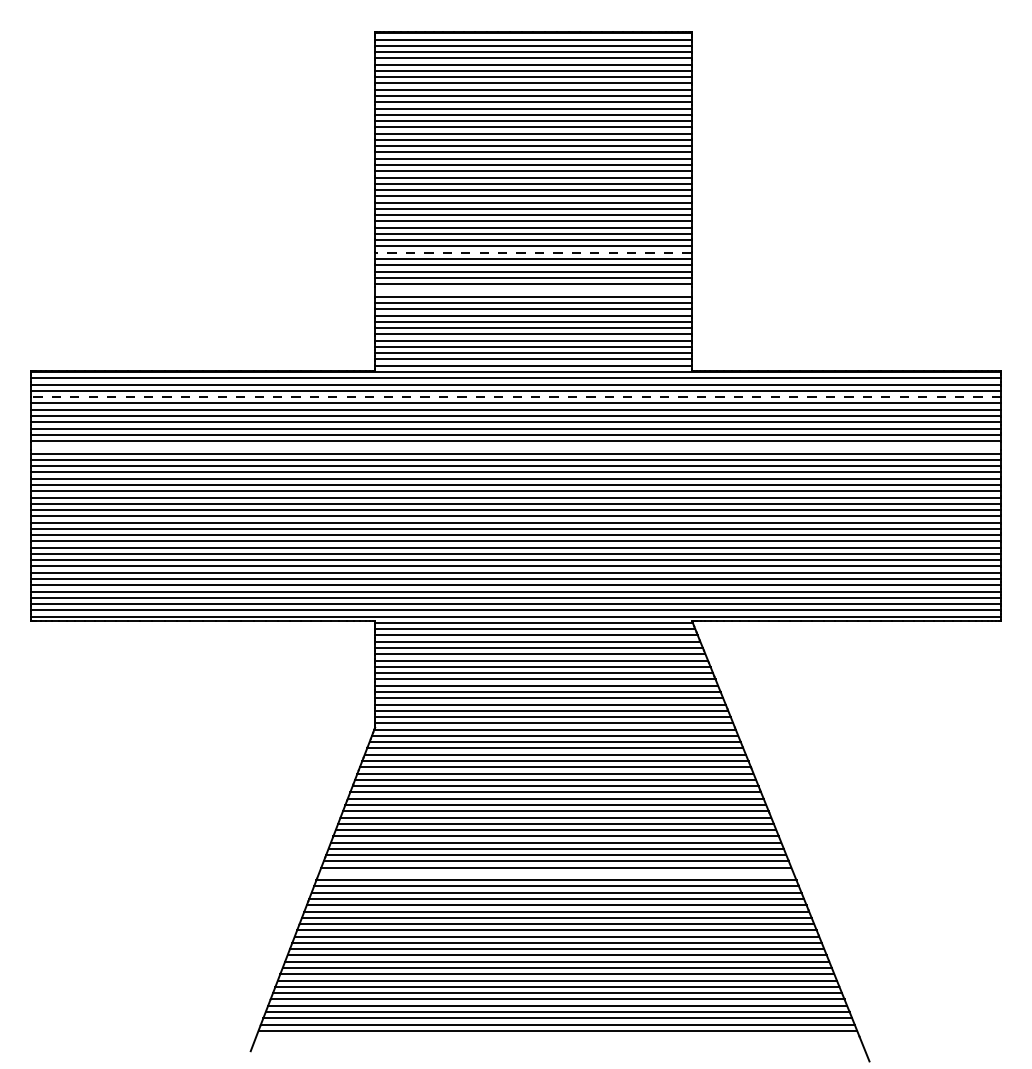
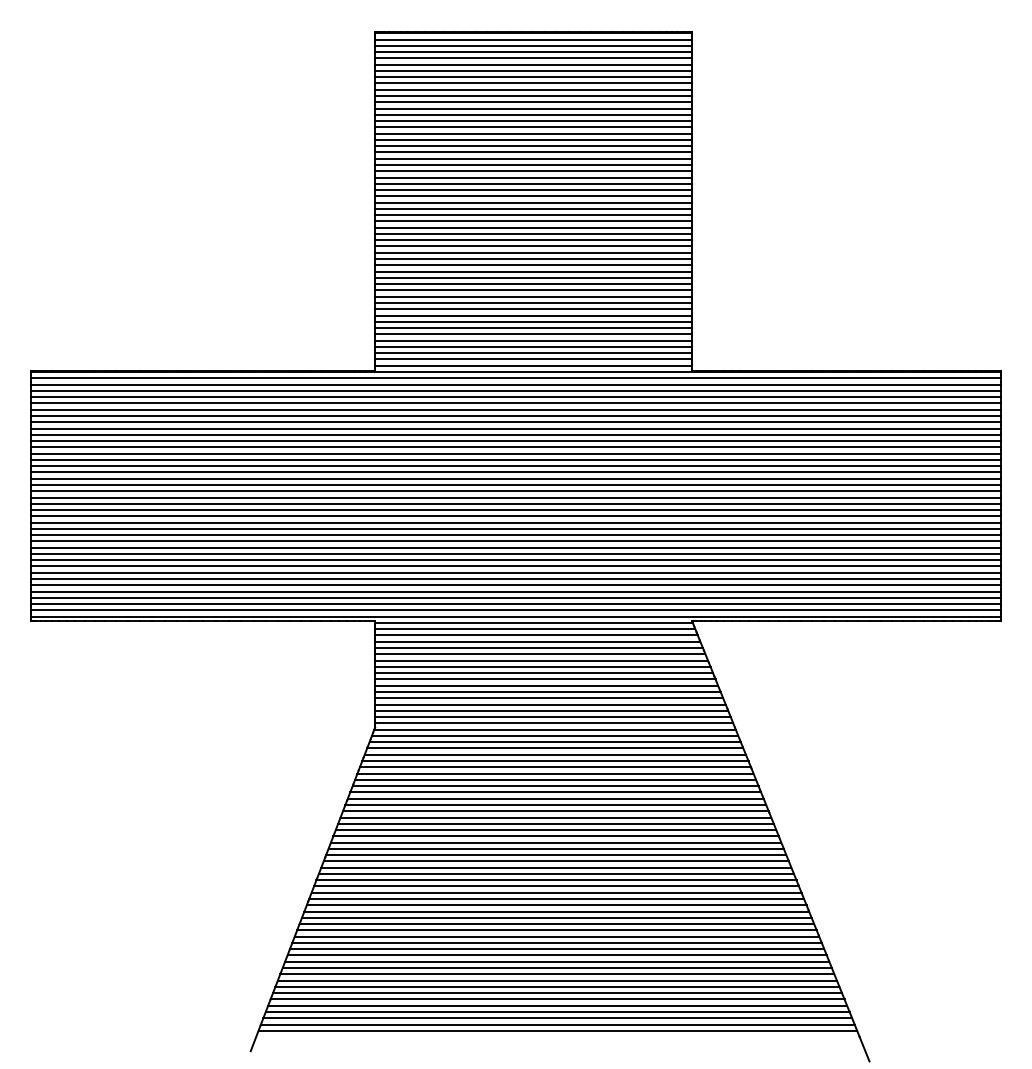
line: dashed -> solid (532, 252)
line: none -> present (533, 290)
line: dashed -> solid (515, 397)
line: none -> present (515, 447)
line: none -> present (555, 873)
